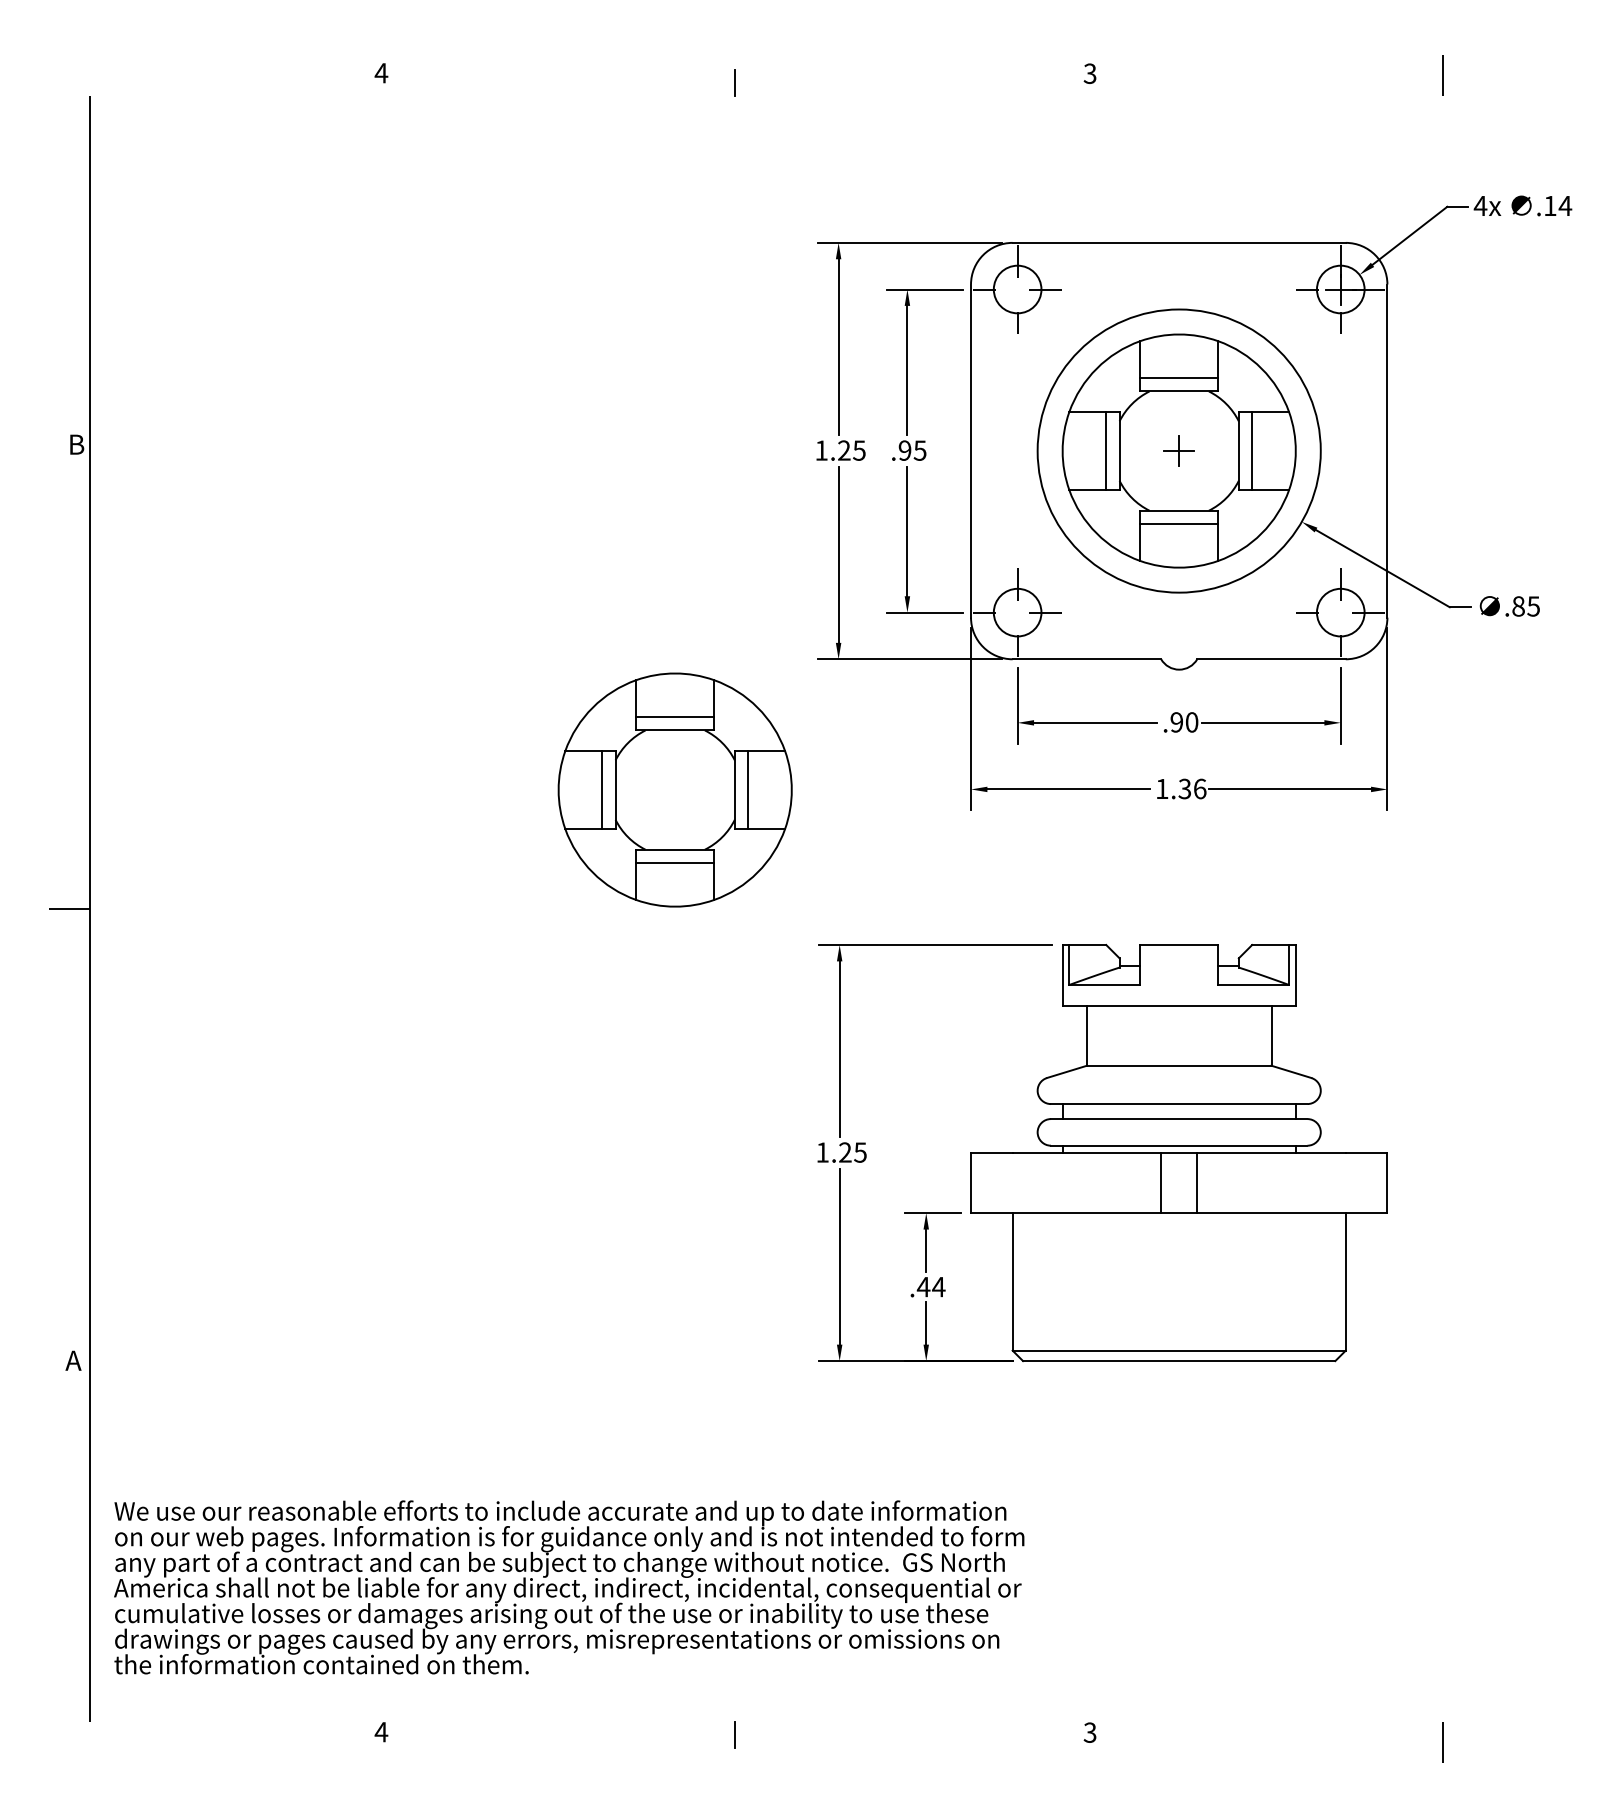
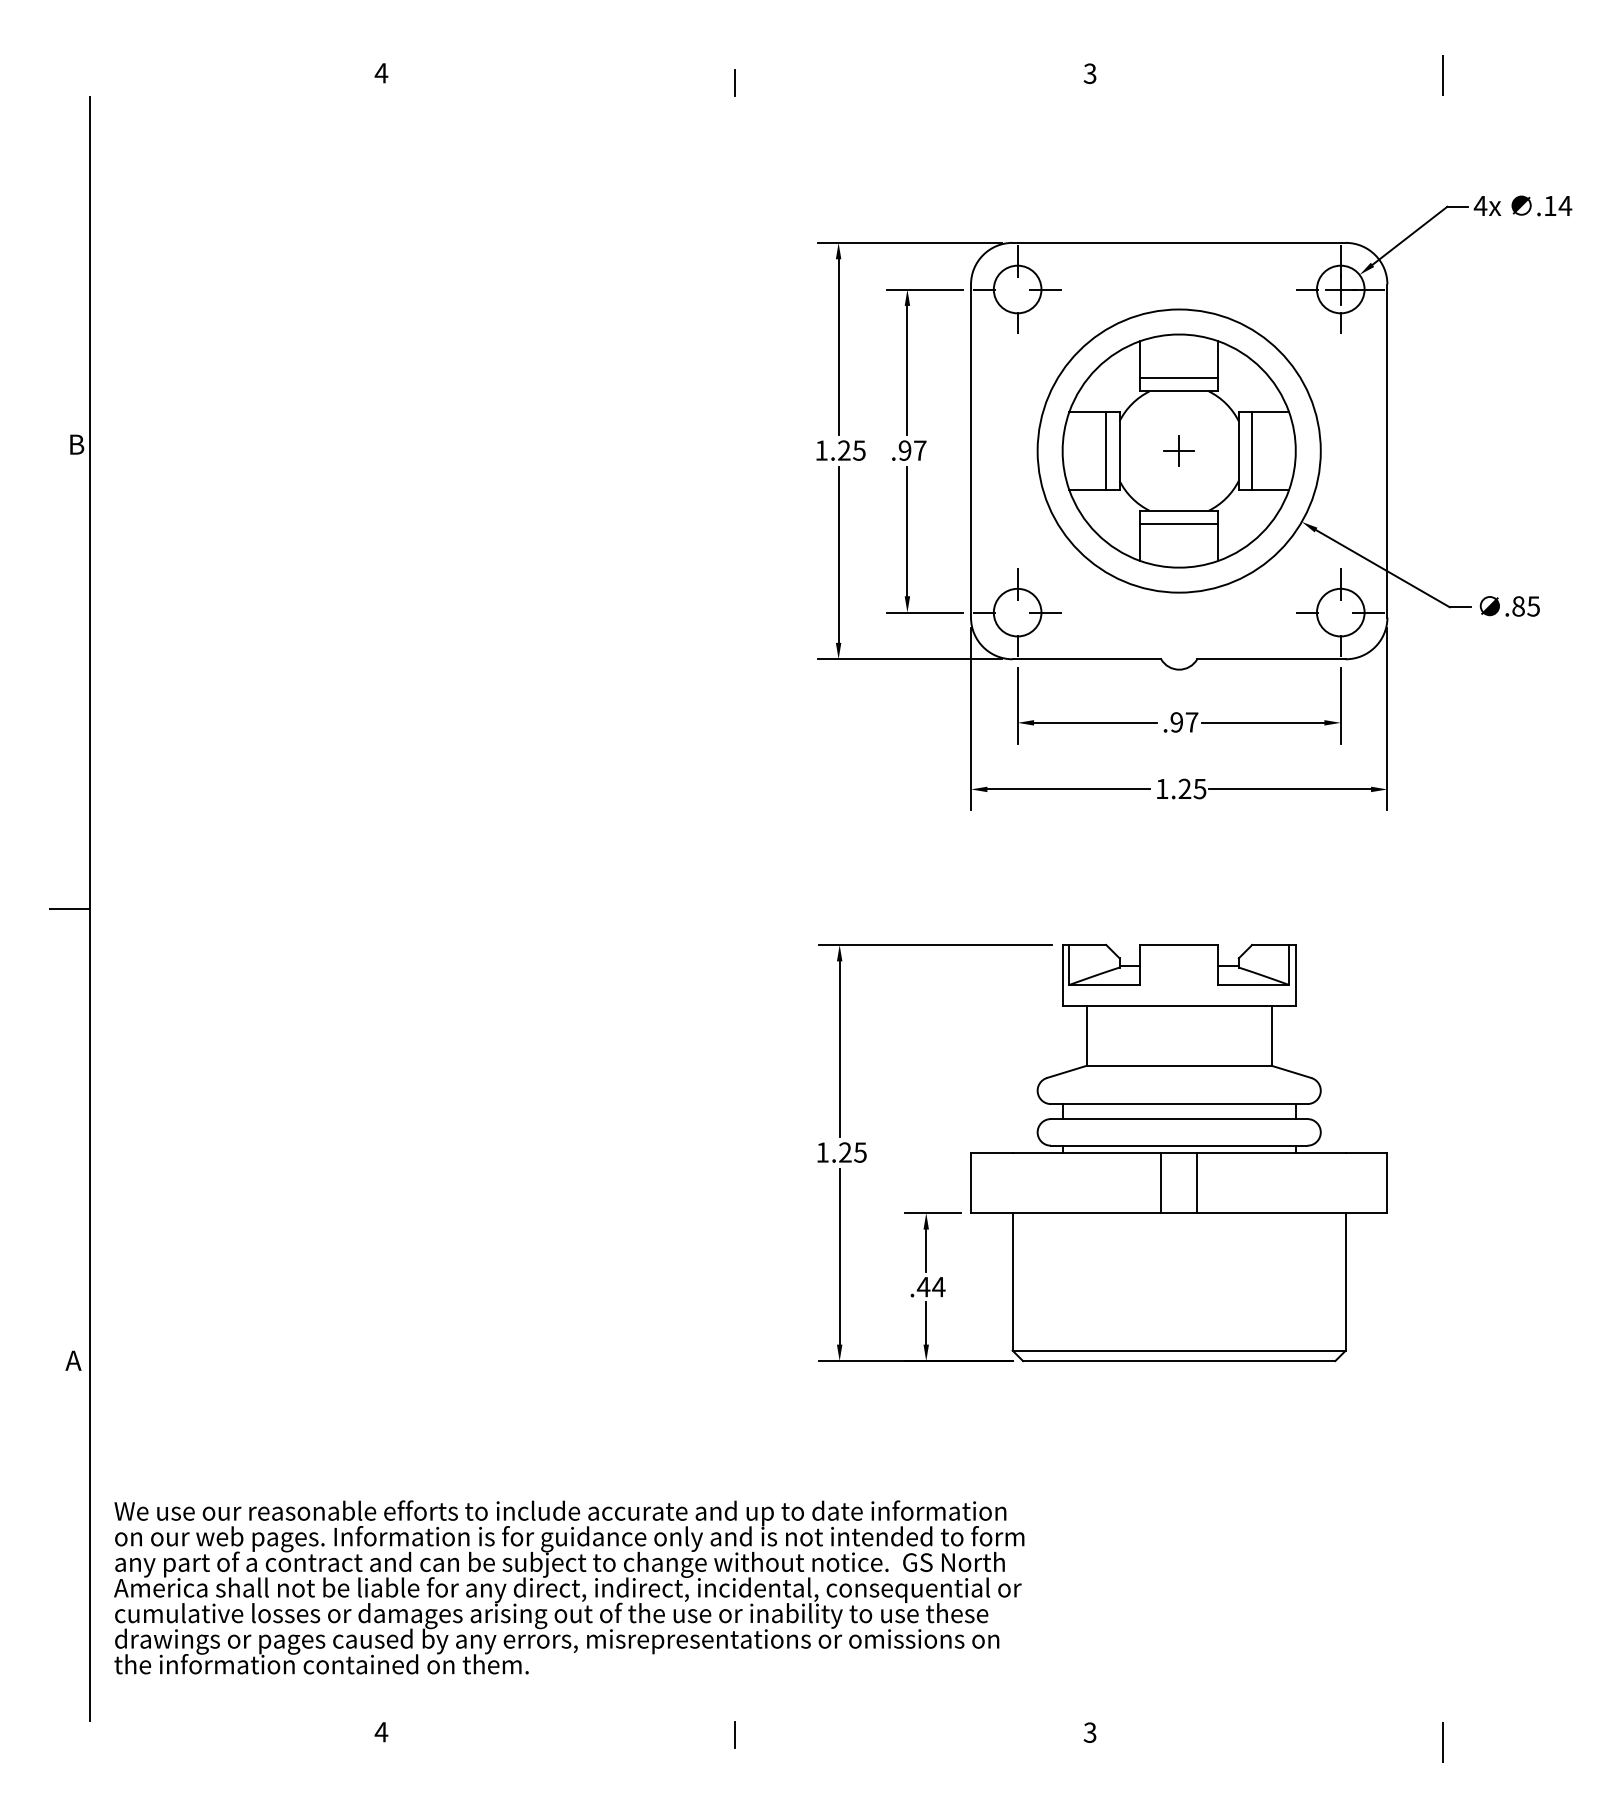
text: .95 -> .97 (919, 450)
text: .90 -> .97 (1191, 722)
text: 1.36 -> 1.25 (1192, 788)
part: present -> none (674, 789)
